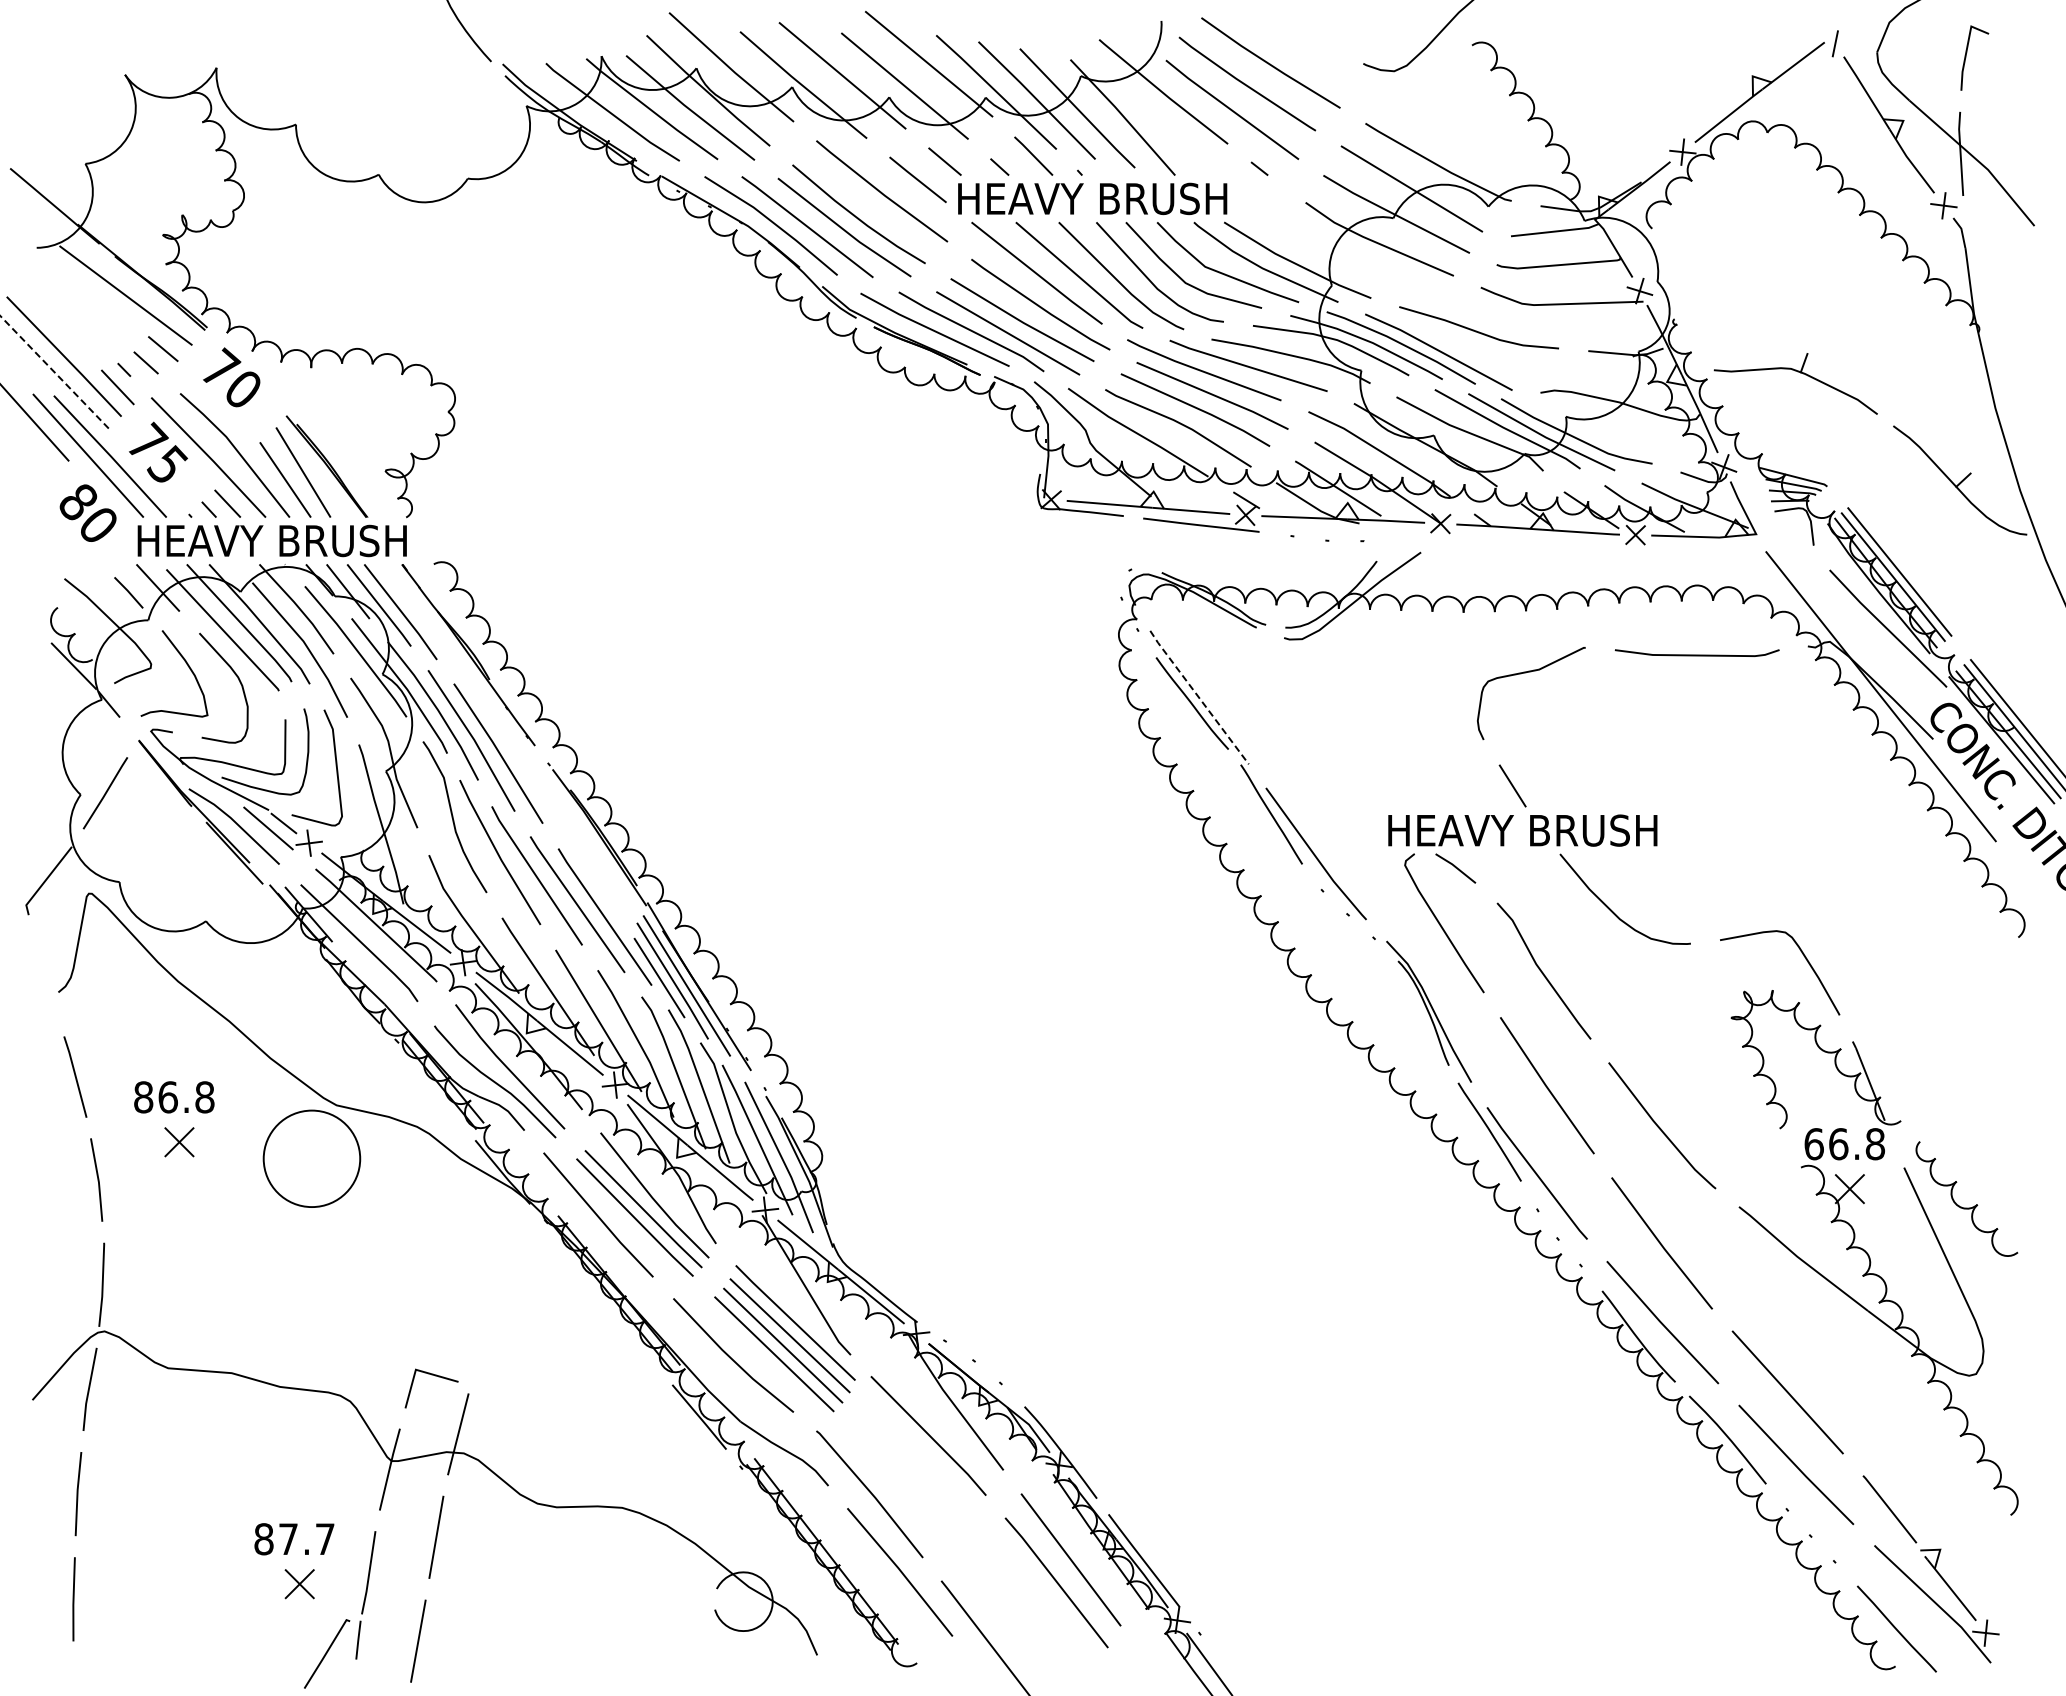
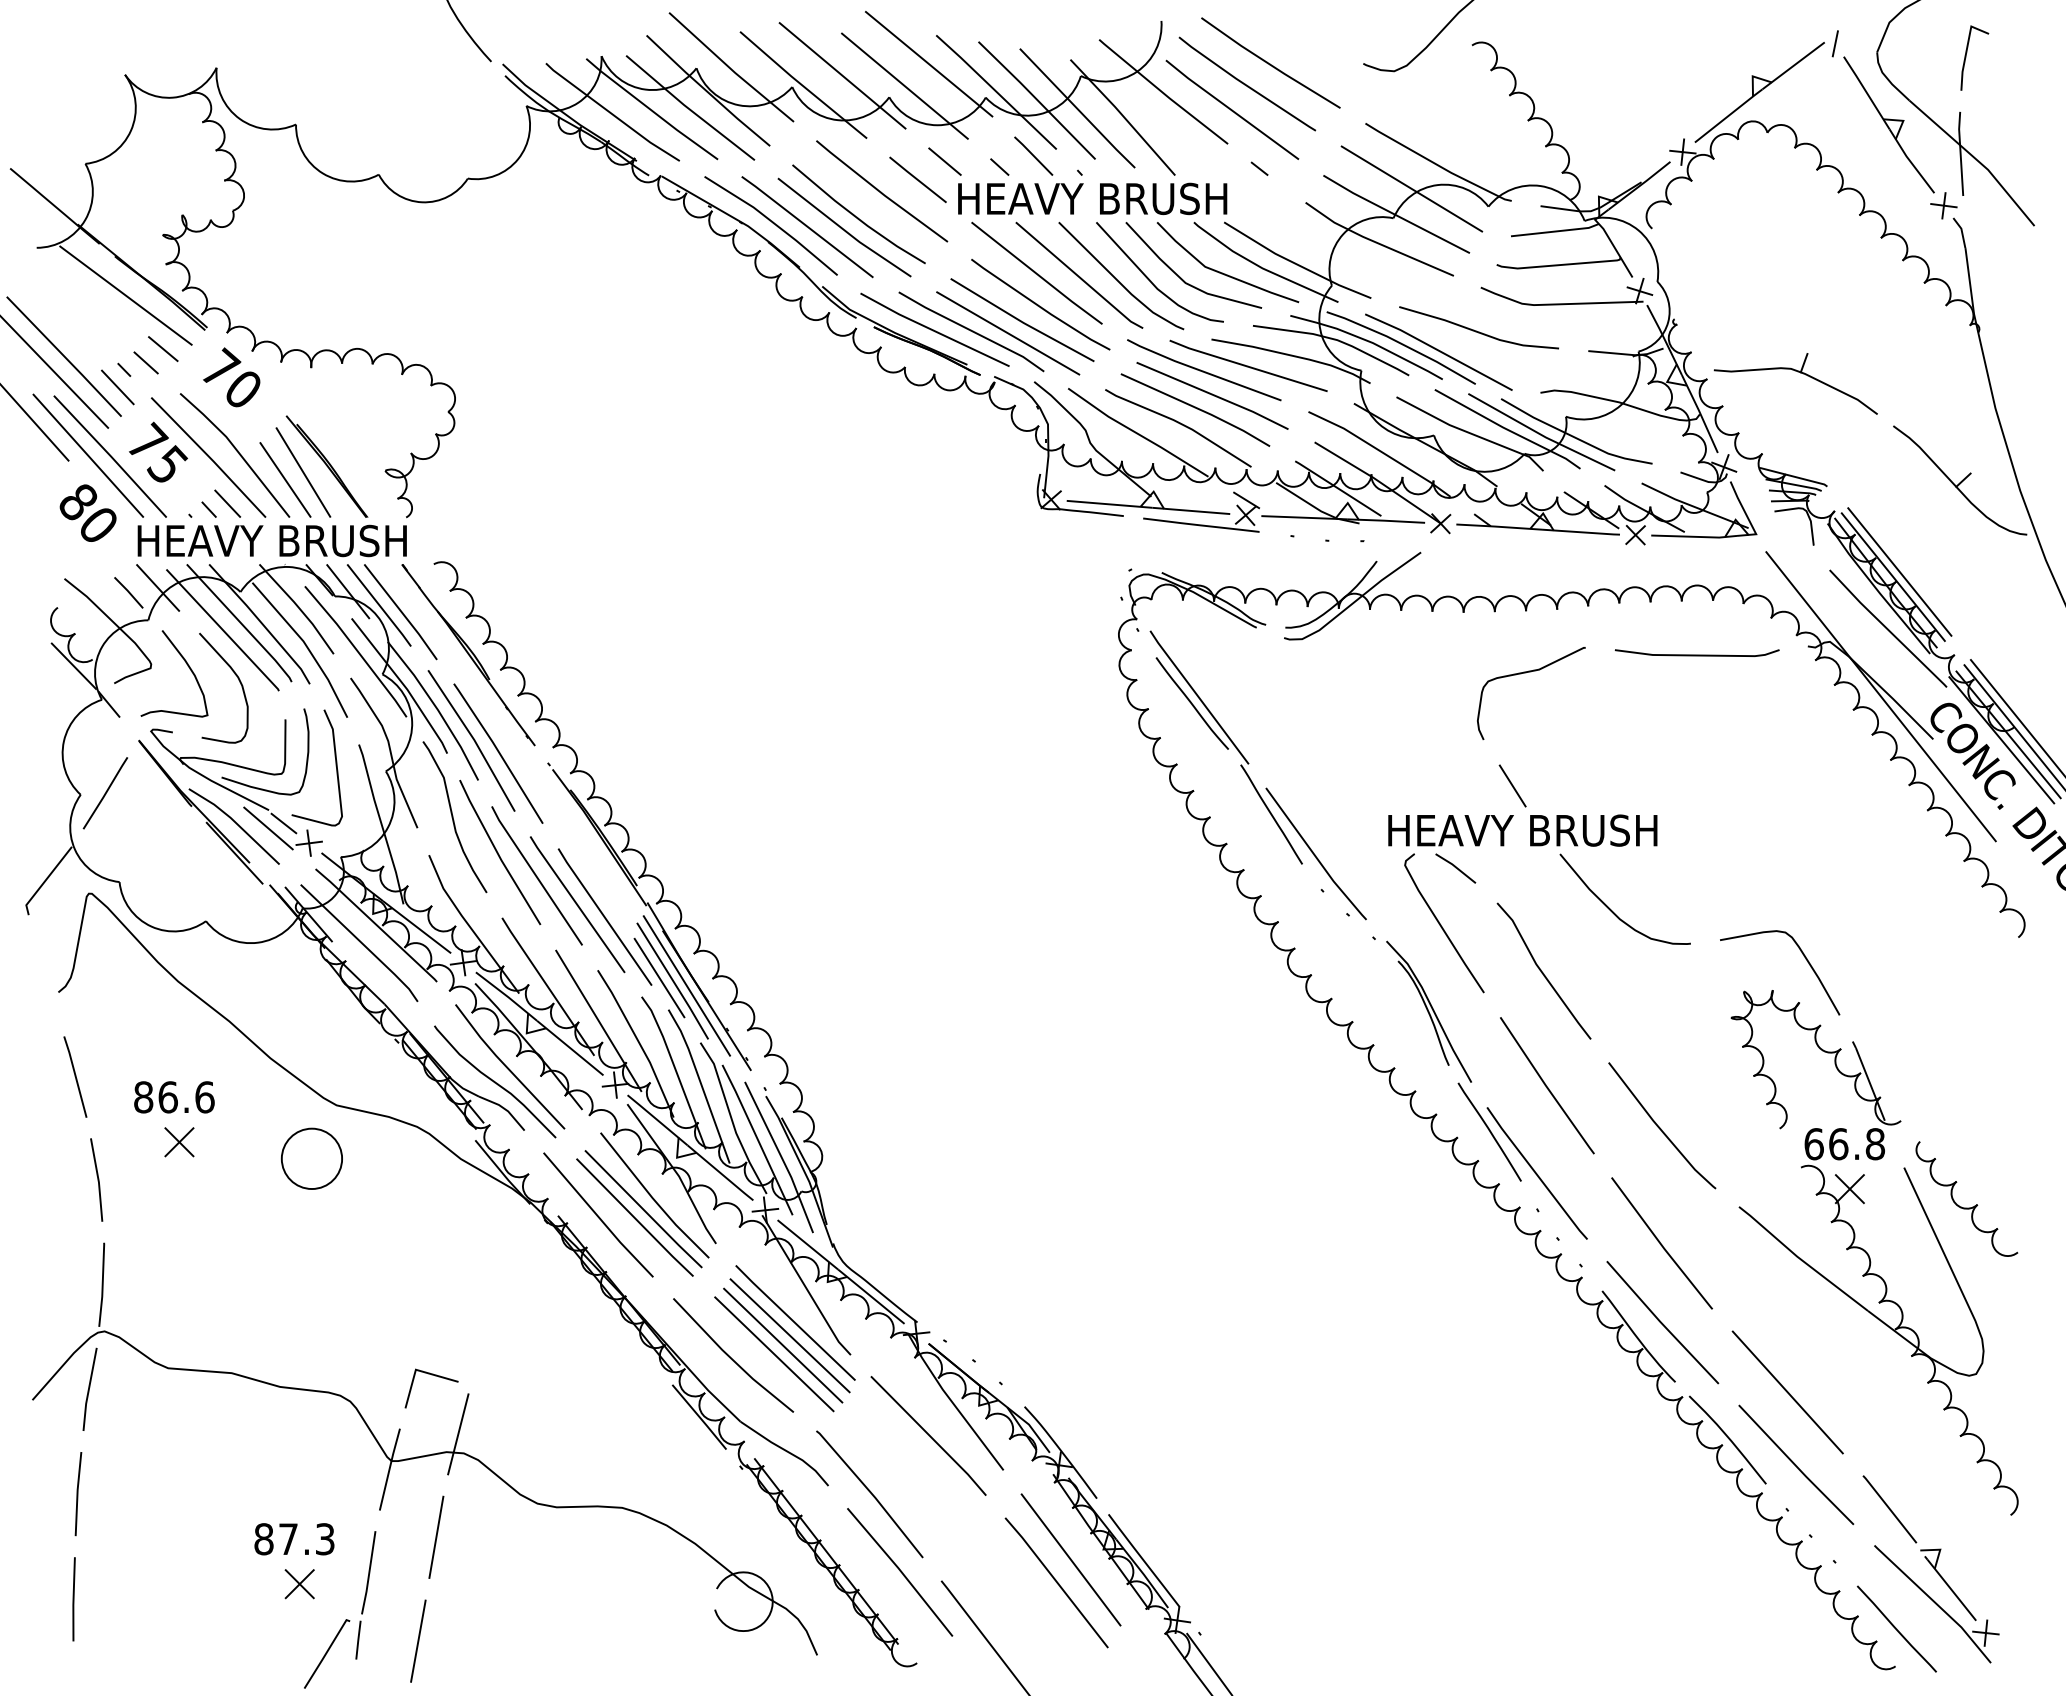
line: dashed -> solid (54, 372)
line: dashed -> solid (1198, 697)
text: 86.8 -> 86.6 (204, 1097)
circle diameter: 96 px -> 60 px (311, 1158)
text: 87.7 -> 87.3 (325, 1539)
